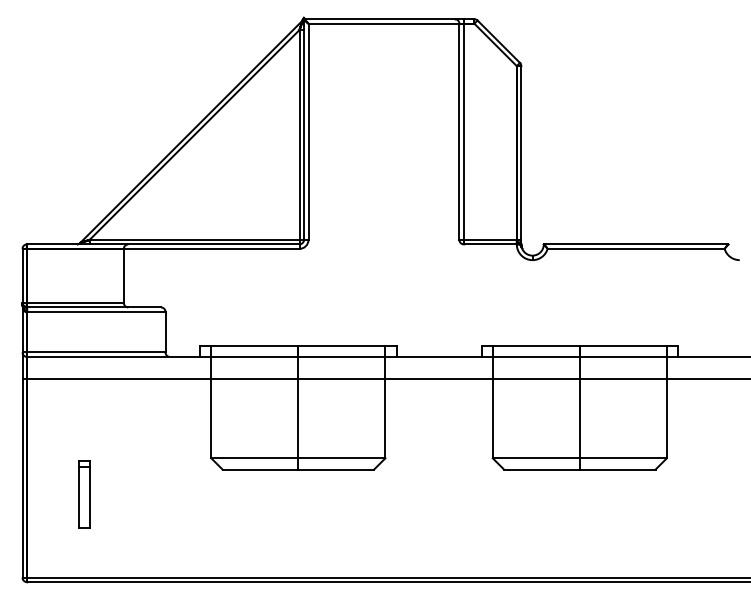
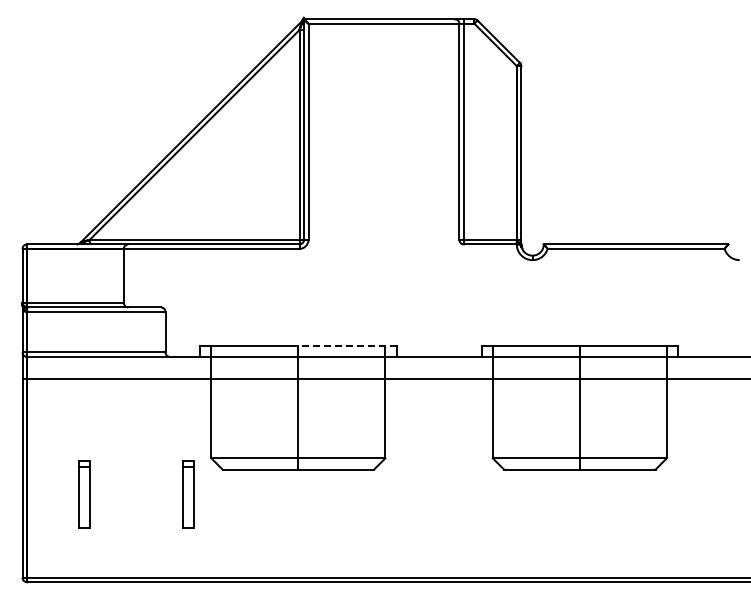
line: solid -> dashed (347, 345)
part: none -> present (188, 494)
